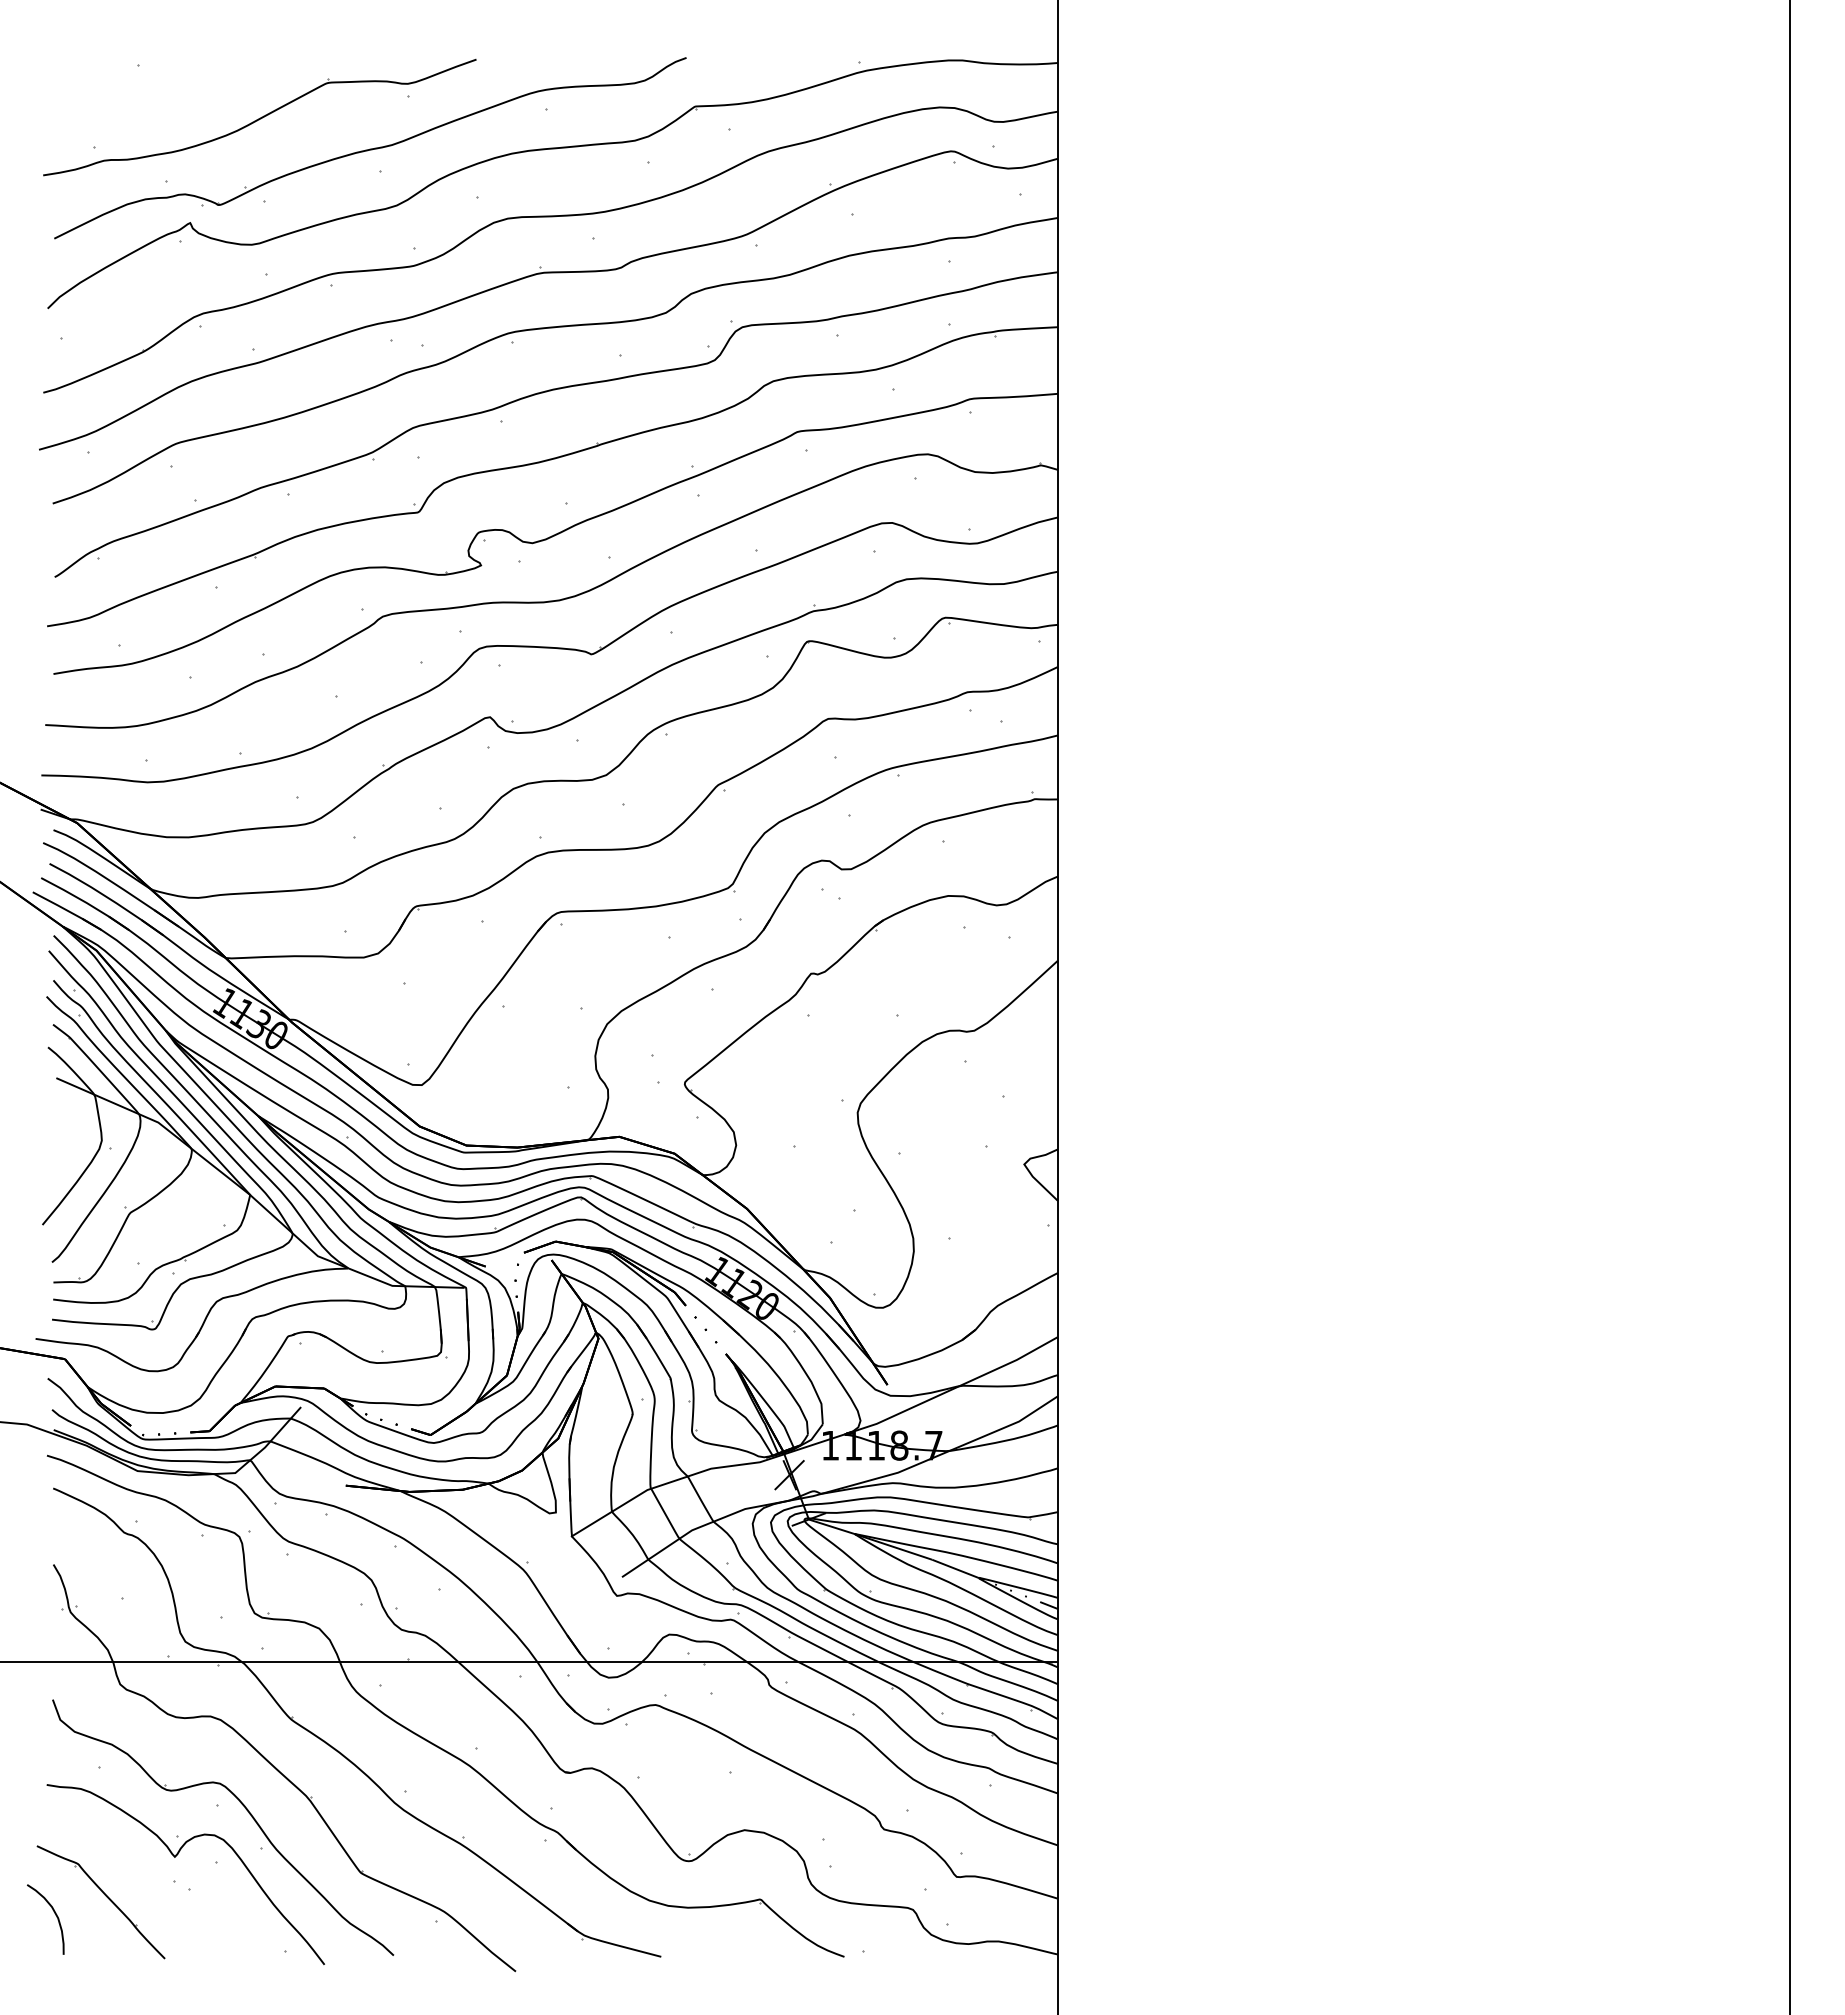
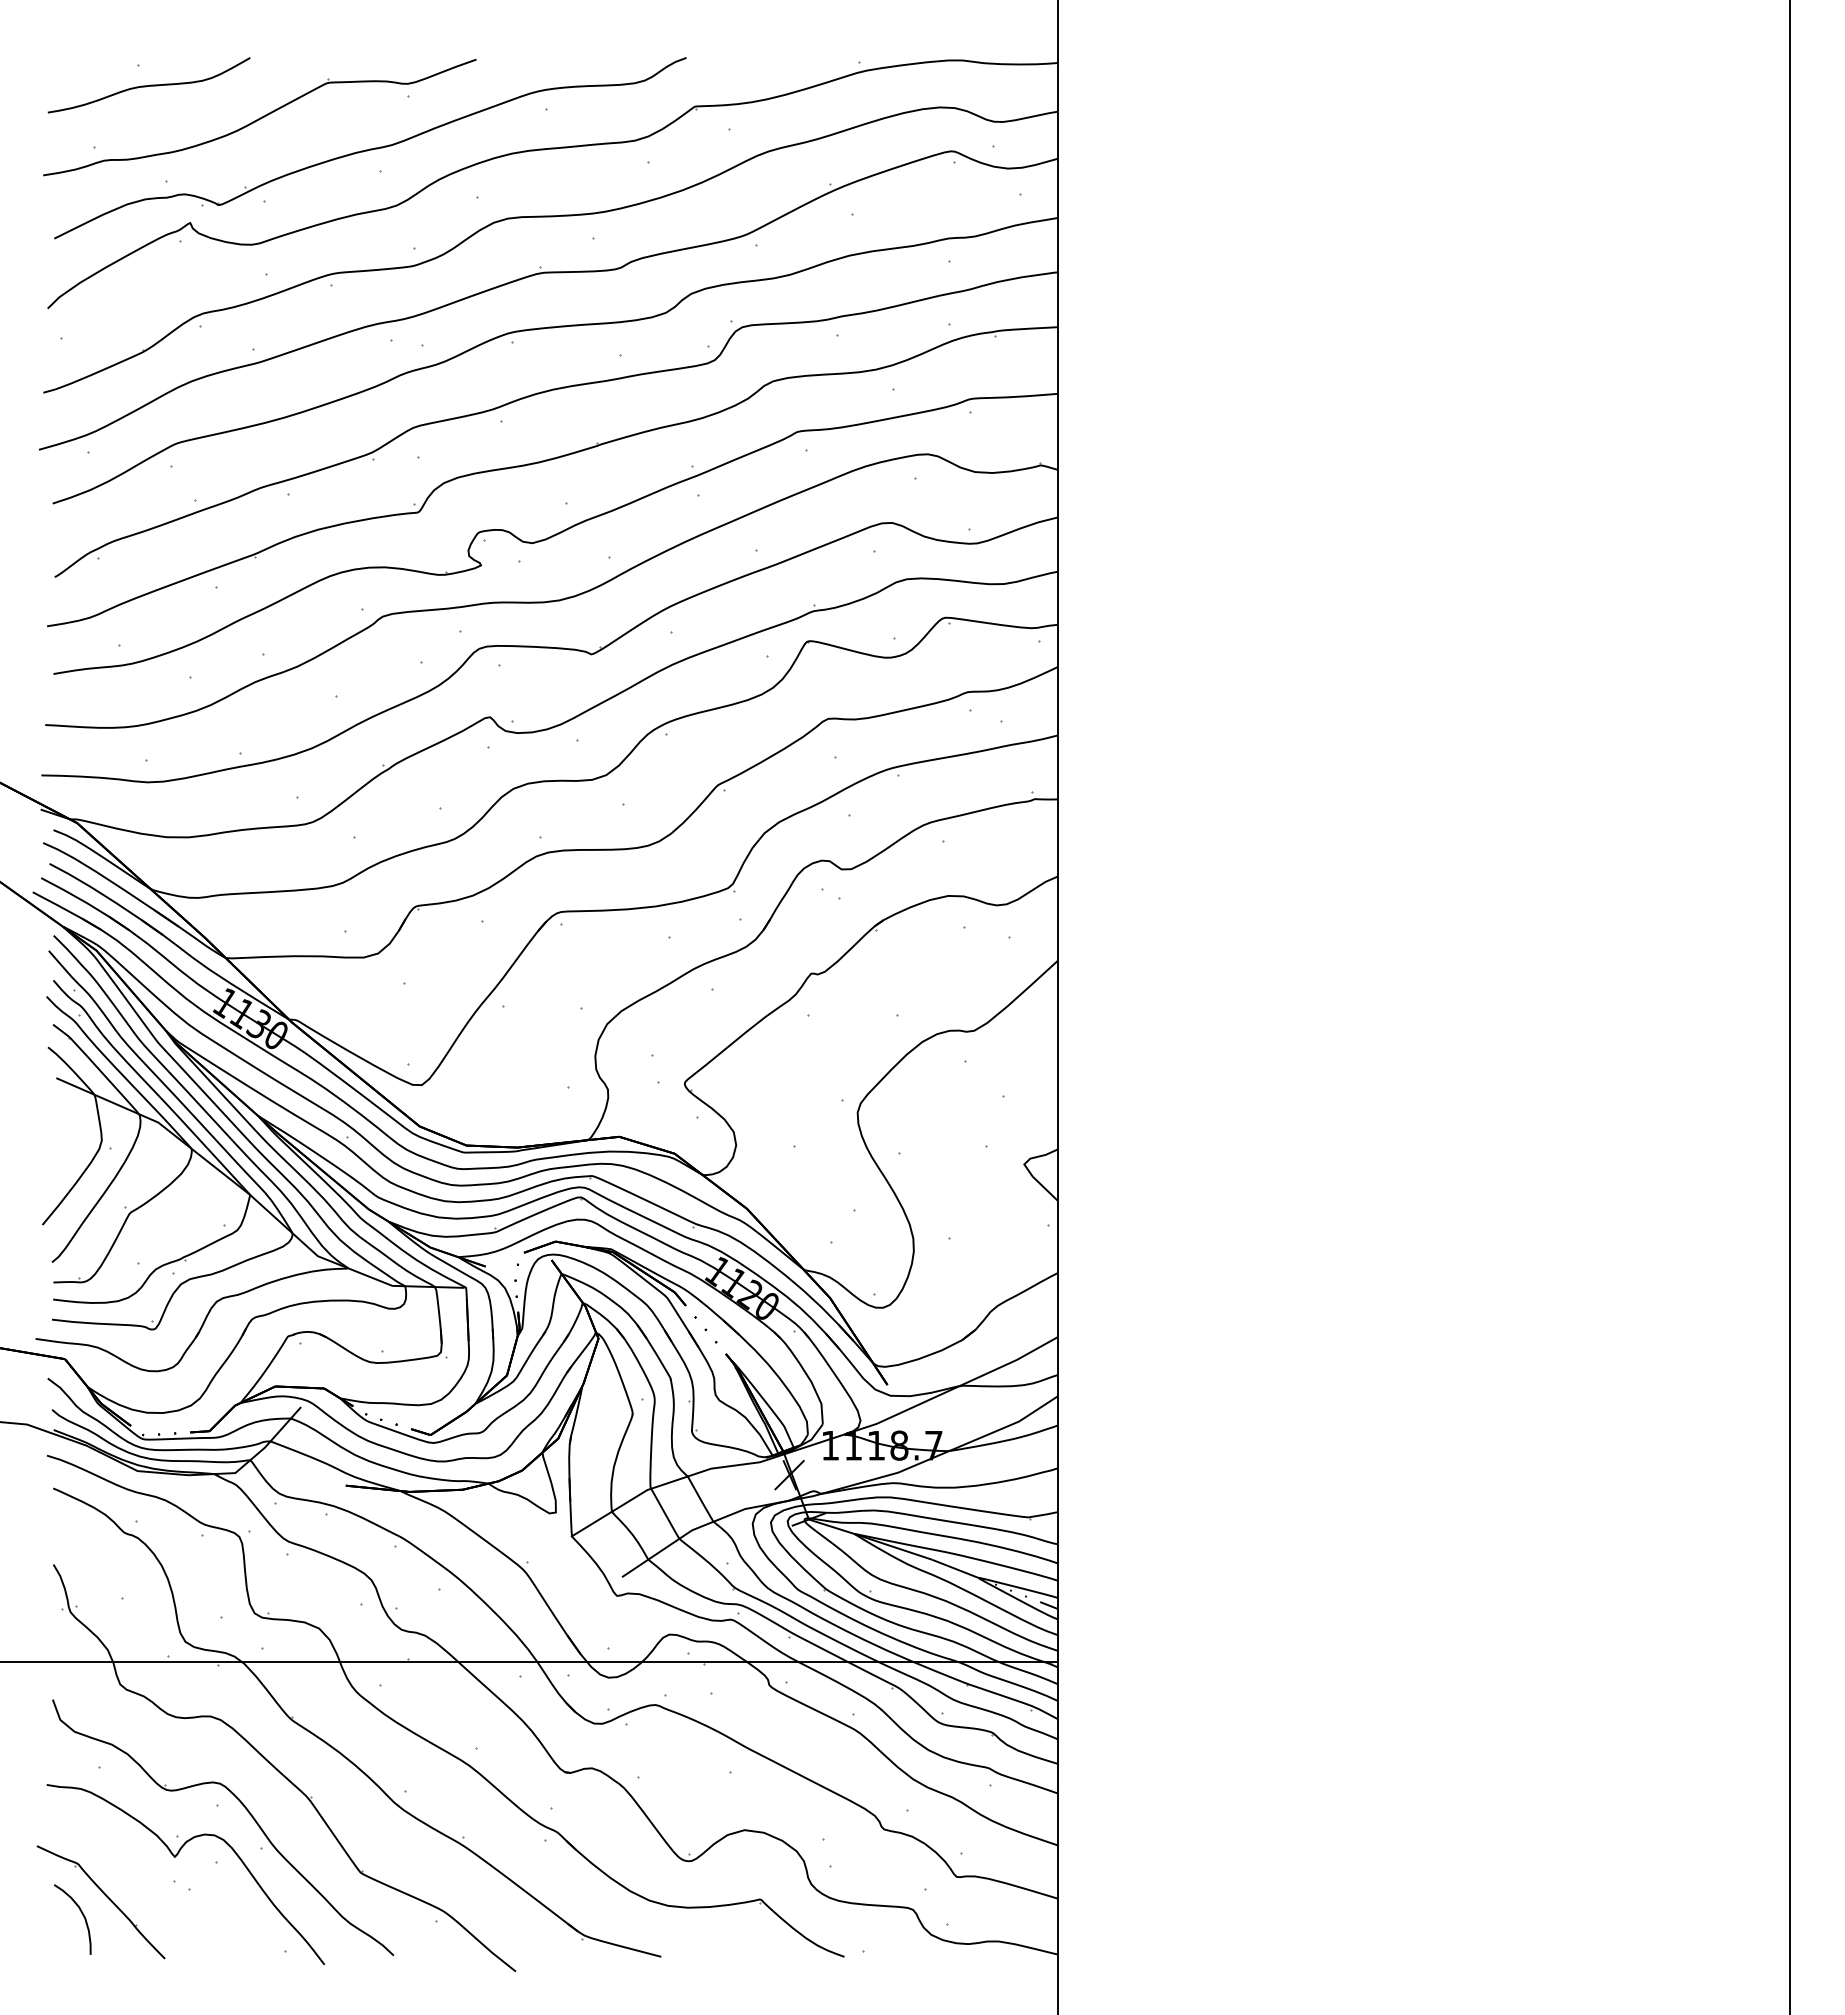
curve: none -> present (148, 85)
curve position: (55, 1915) -> (82, 1915) (82, 1915)
